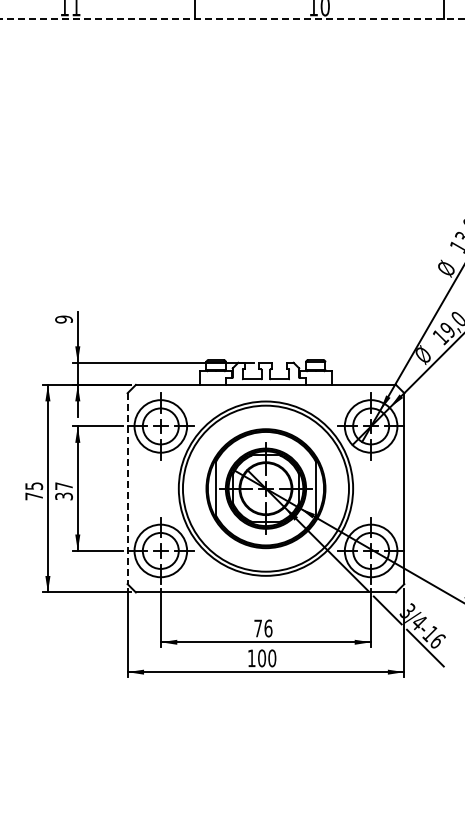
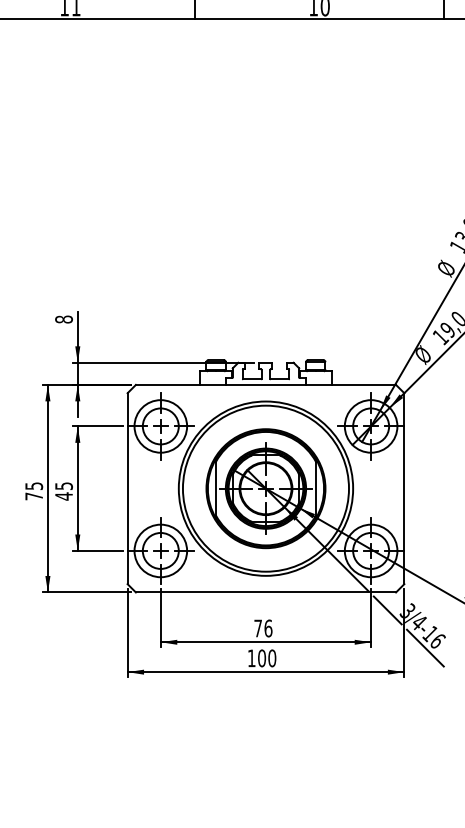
line: dashed -> solid (232, 18)
text: 9 -> 8 (63, 319)
line: dashed -> solid (127, 489)
text: 37 -> 45 (63, 491)
